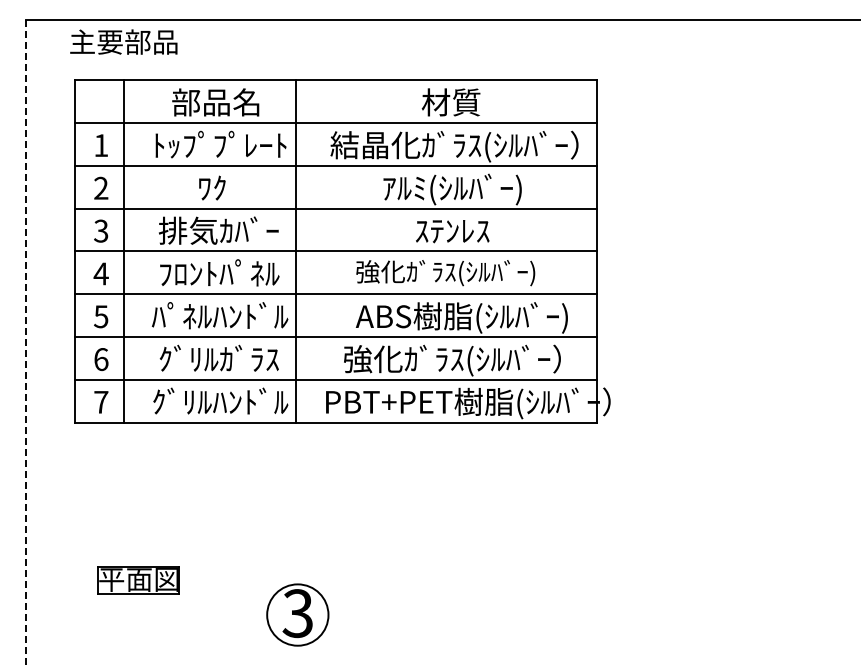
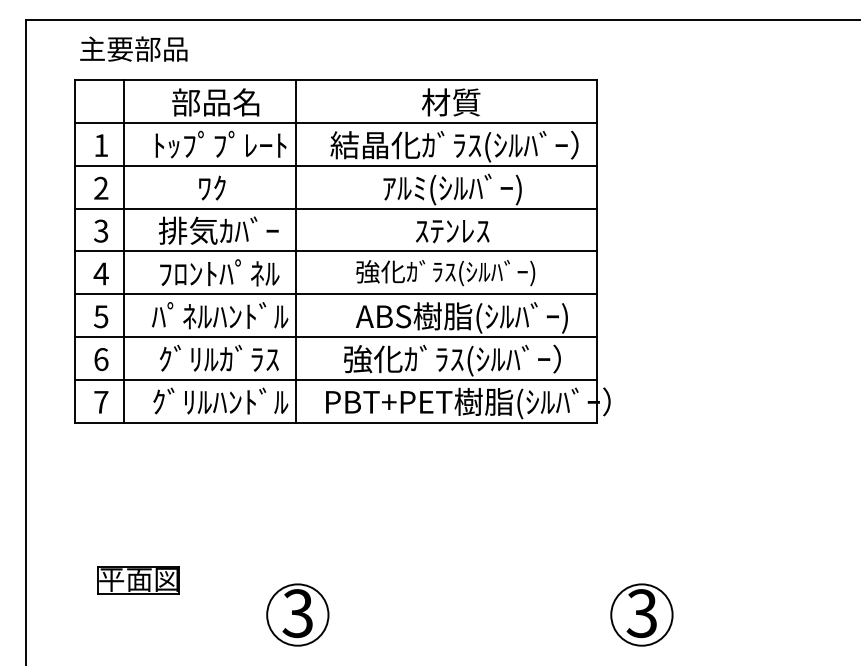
text position: (123, 41) -> (133, 48) (133, 48)
line: dashed -> solid (25, 342)
part: none -> present (641, 614)
